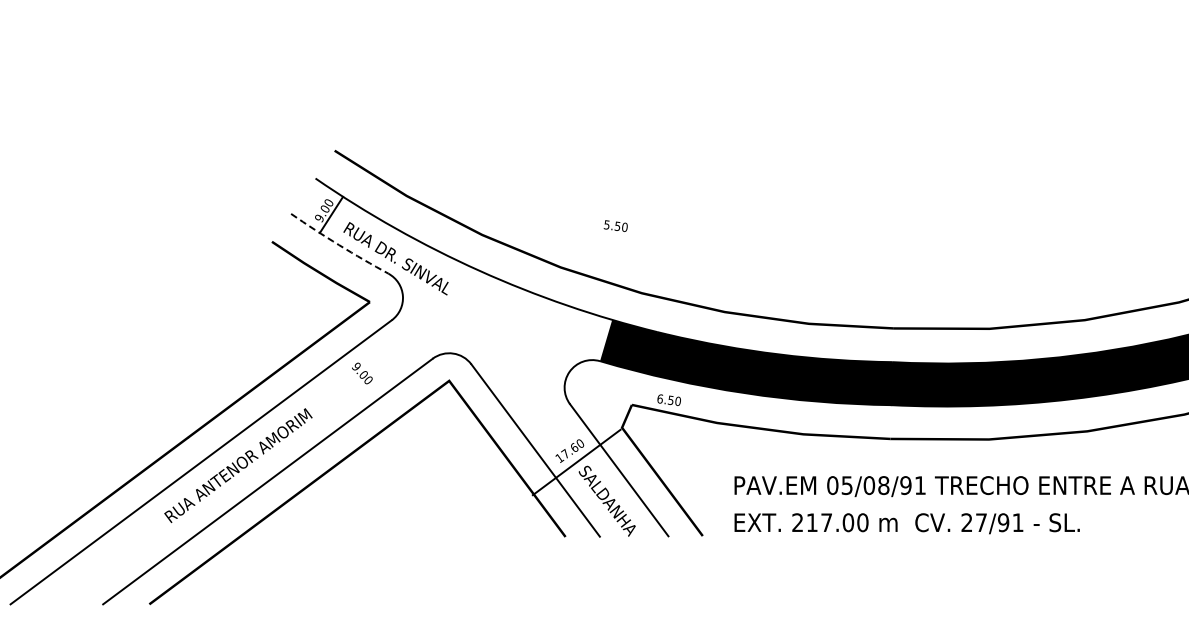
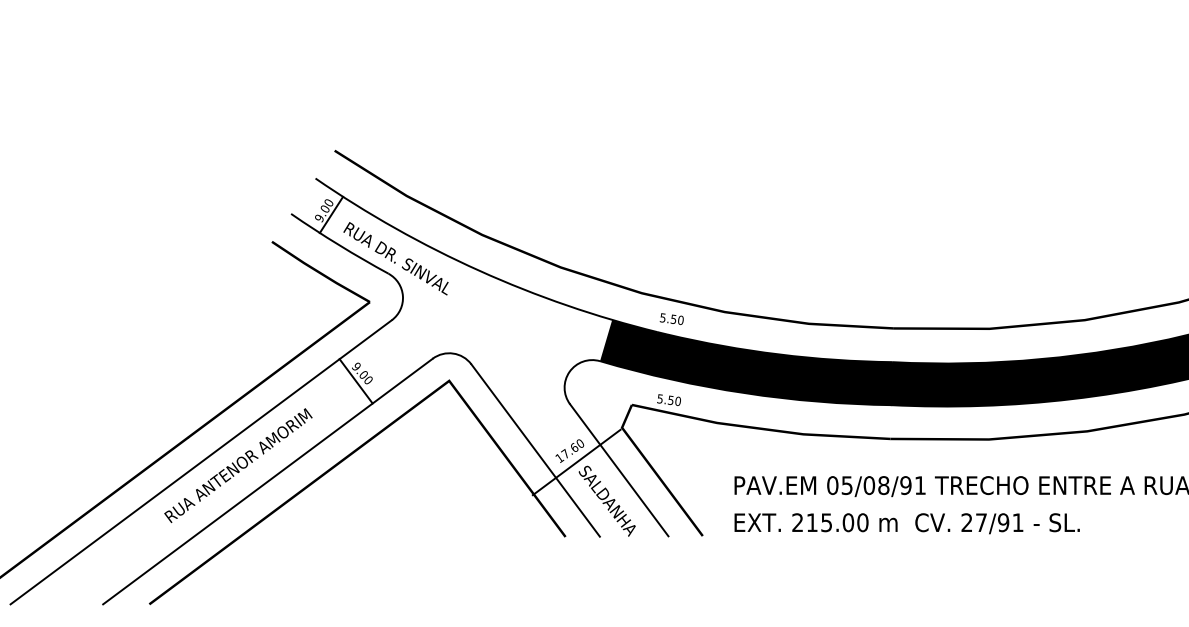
text position: (615, 225) -> (671, 318) (671, 318)
arc: dashed -> solid (339, 245)
line: none -> present (355, 381)
text: 6.50 -> 5.50 (660, 398)
text: 217.00 -> 215.00 (826, 522)
